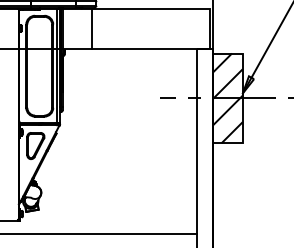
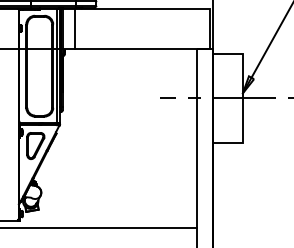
line position: (92, 28) -> (75, 28) (75, 28)
hatch: present -> none (227, 98)
line position: (99, 234) -> (99, 228) (99, 228)
